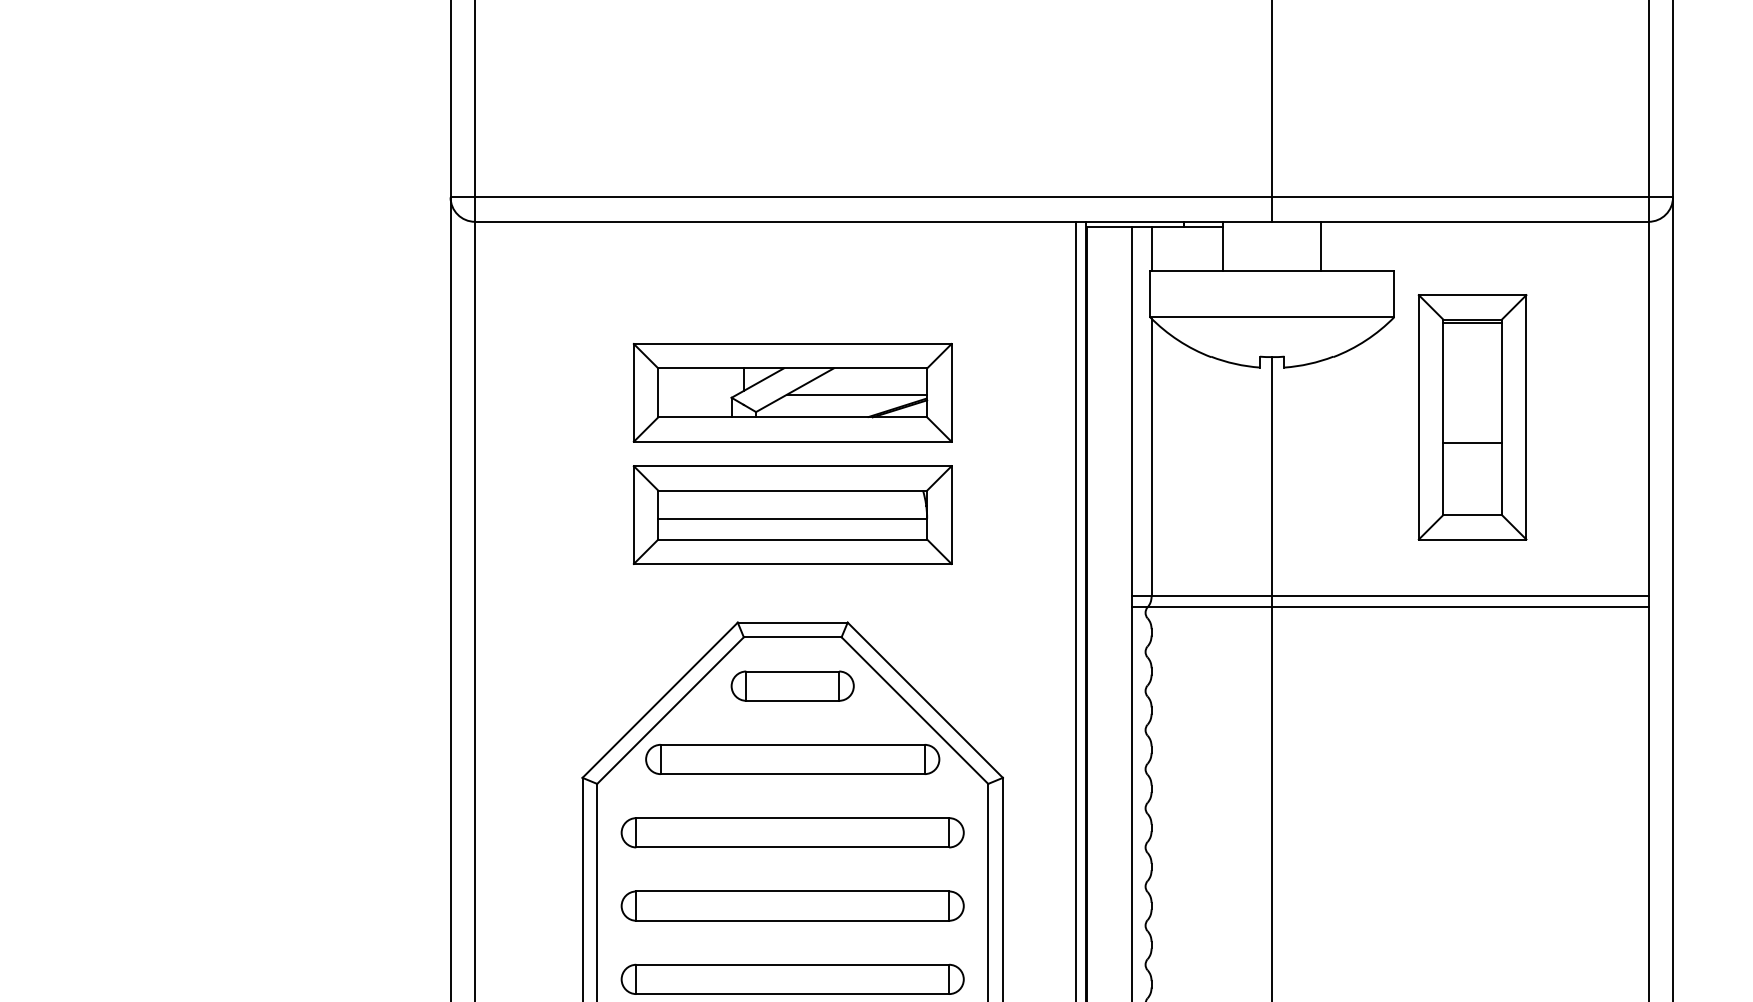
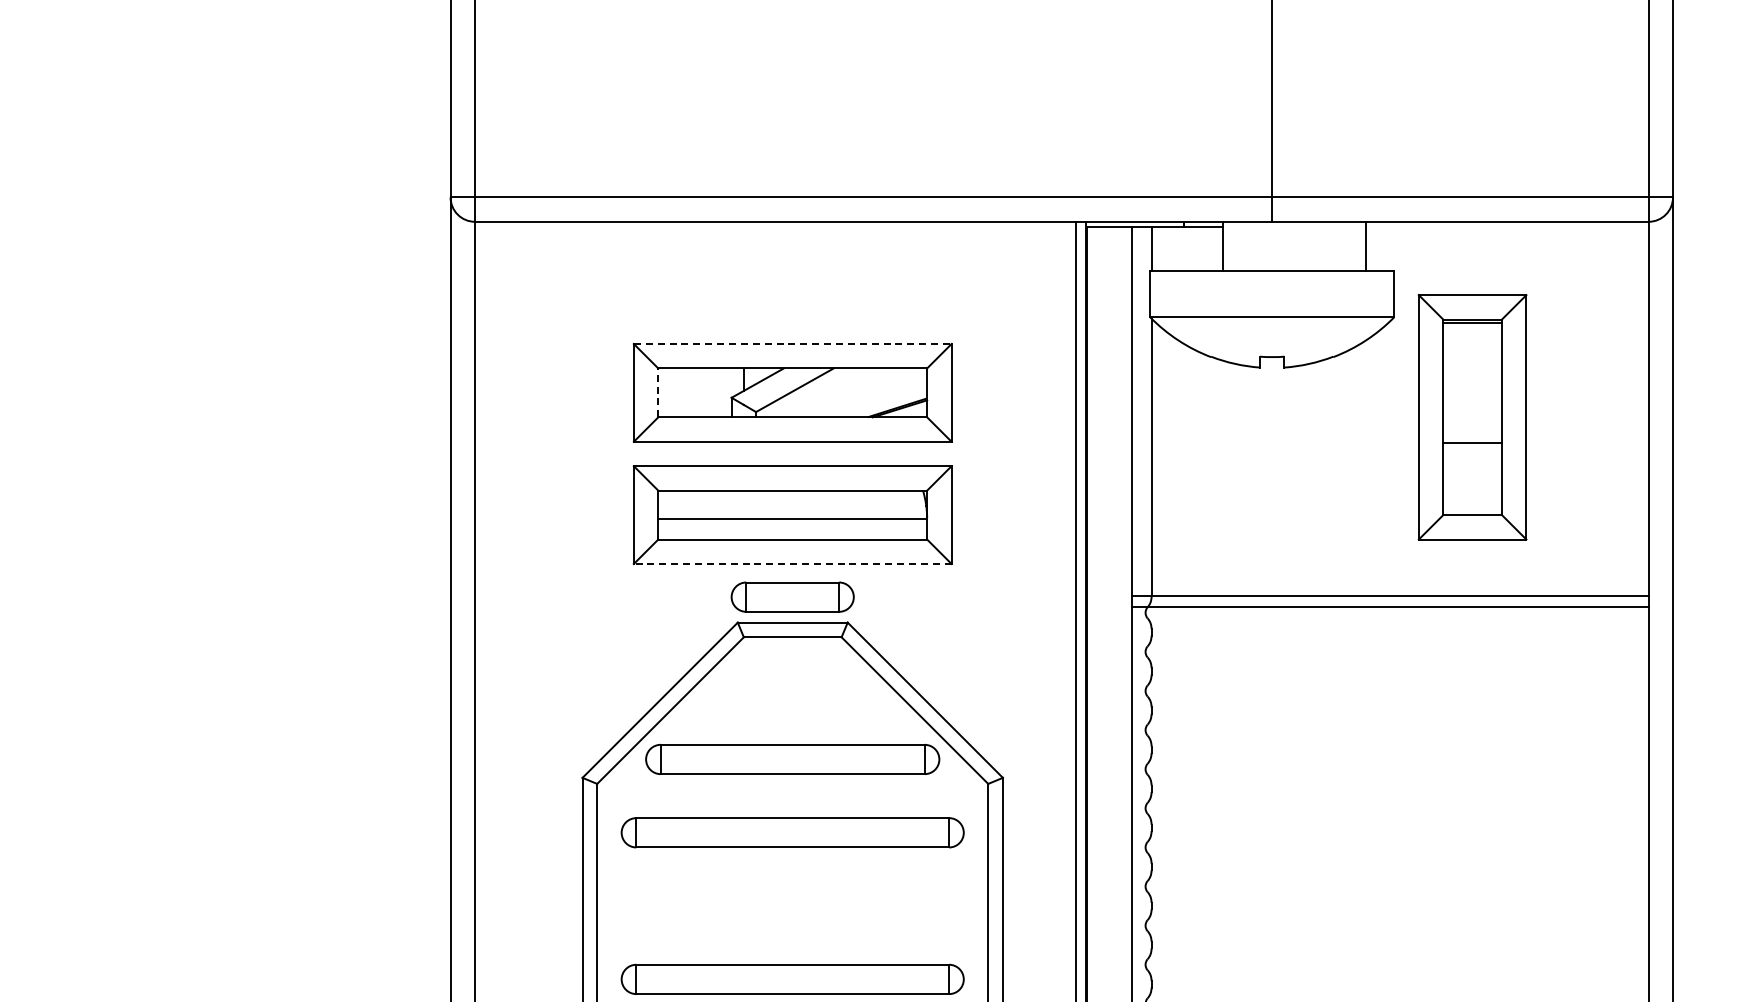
line position: (1321, 245) -> (1366, 245) (1366, 245)
line: solid -> dashed (792, 344)
line: solid -> dashed (658, 392)
line: present -> none (857, 394)
line: solid -> dashed (792, 563)
line: present -> none (1272, 677)
part position: (792, 685) -> (792, 596) (792, 596)
part: present -> none (792, 905)
